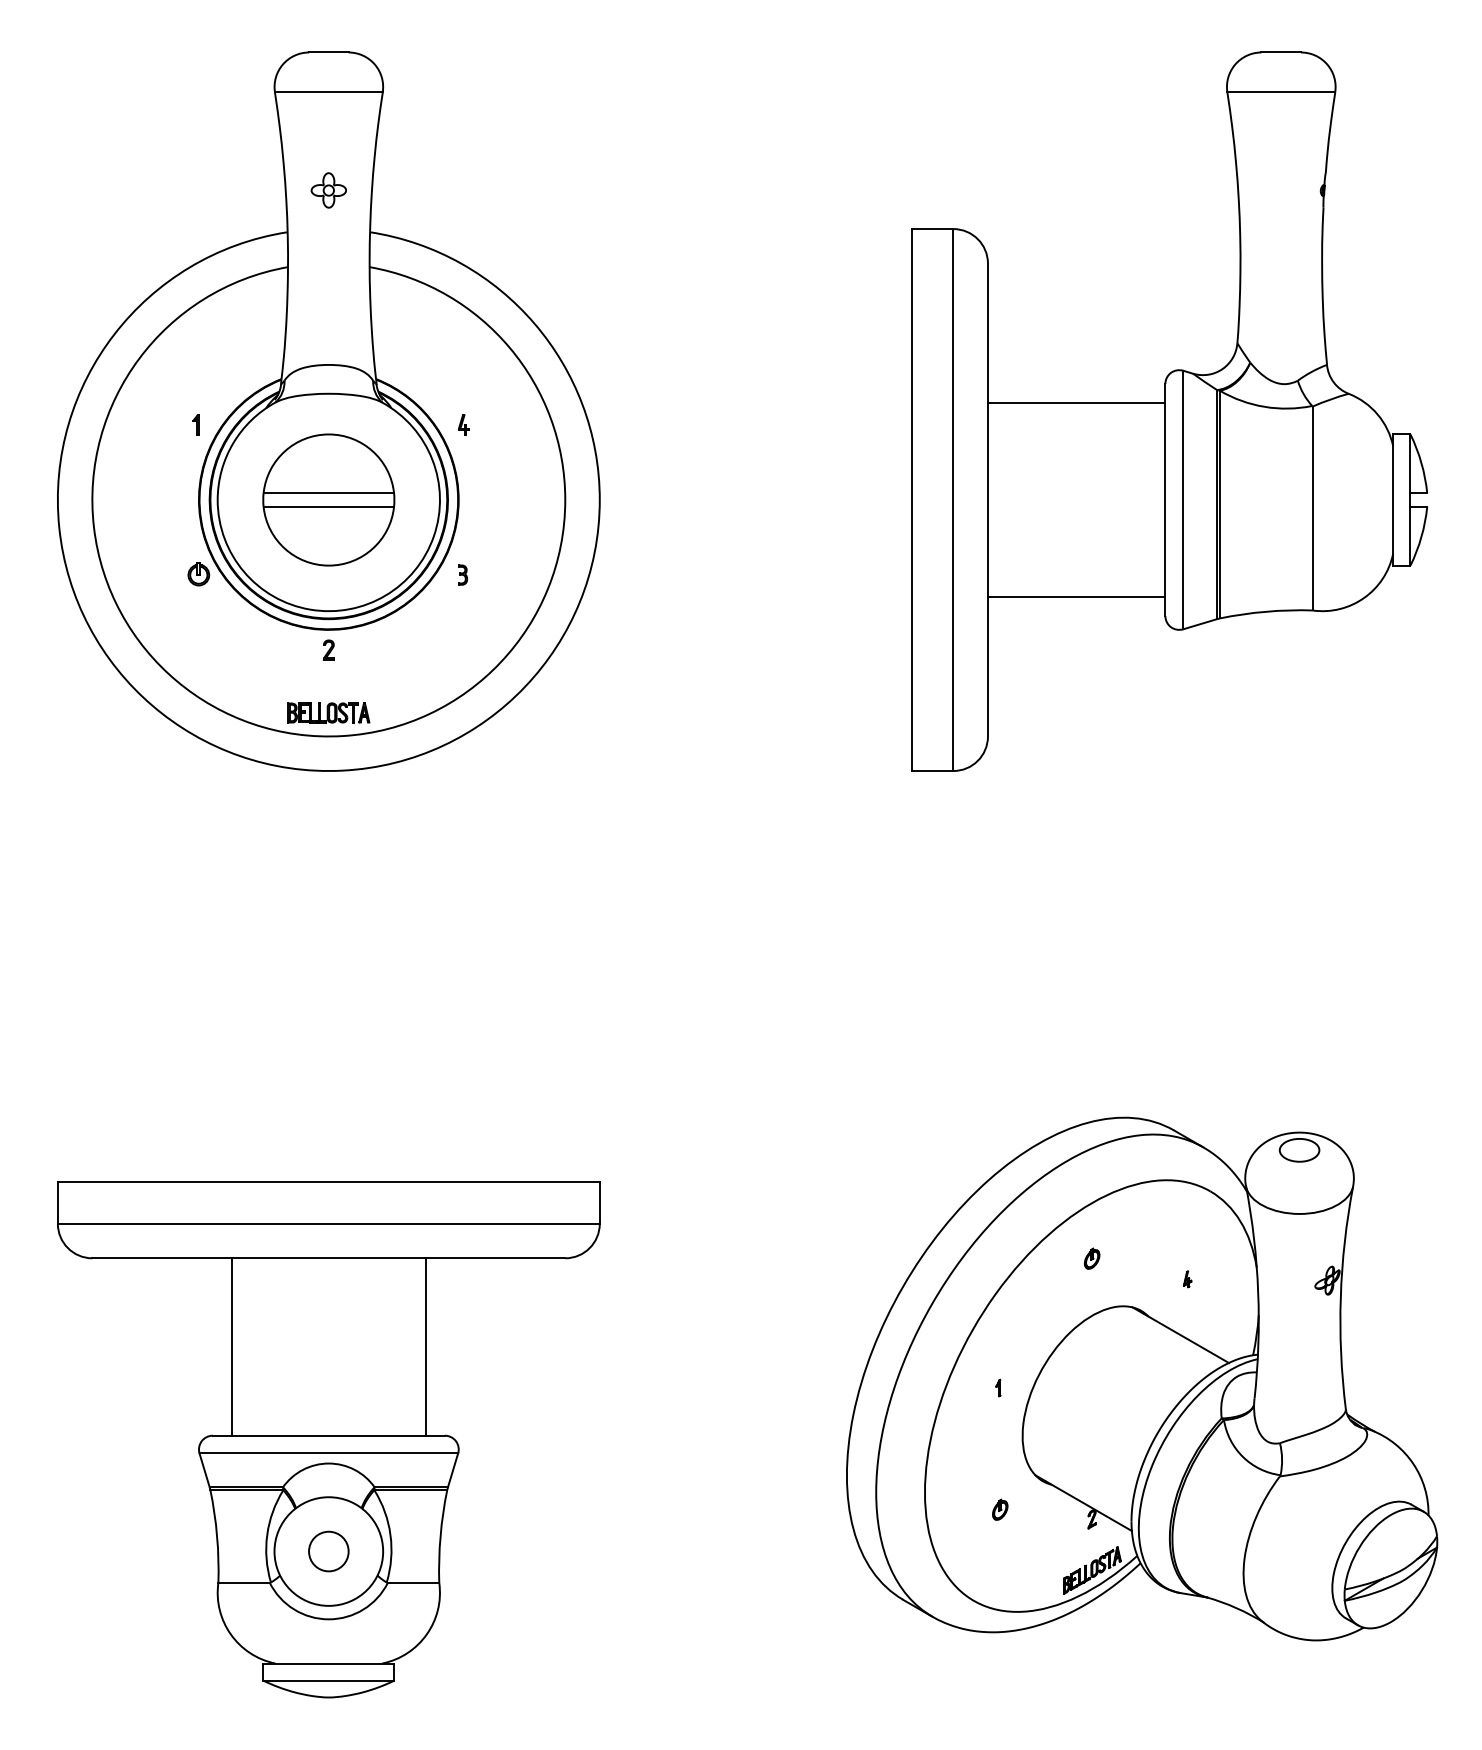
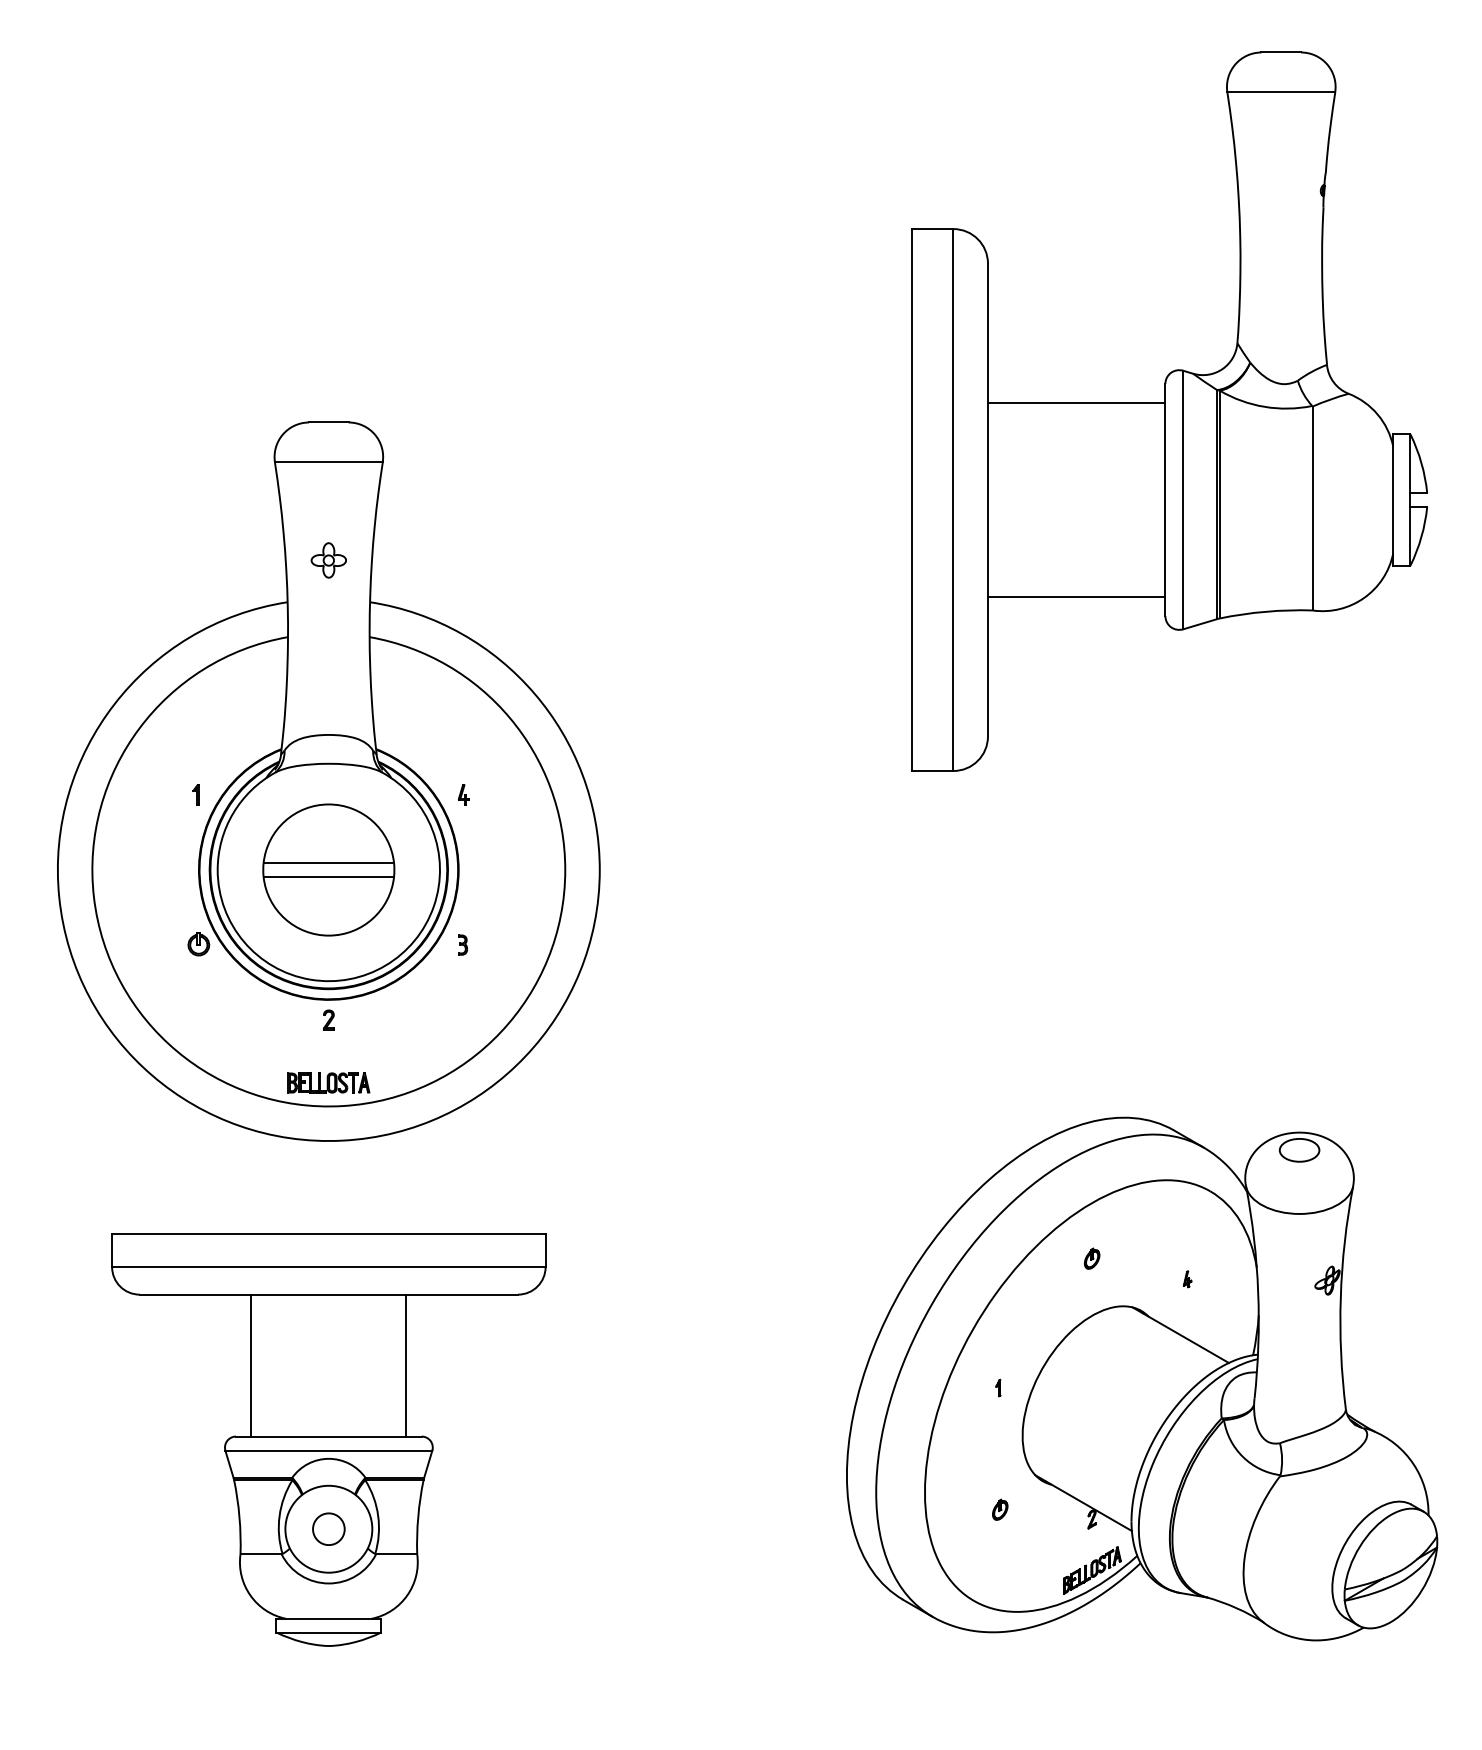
part position: (328, 411) -> (328, 781) (328, 781)
part size: 544x518 px -> 436x414 px (328, 1439)
